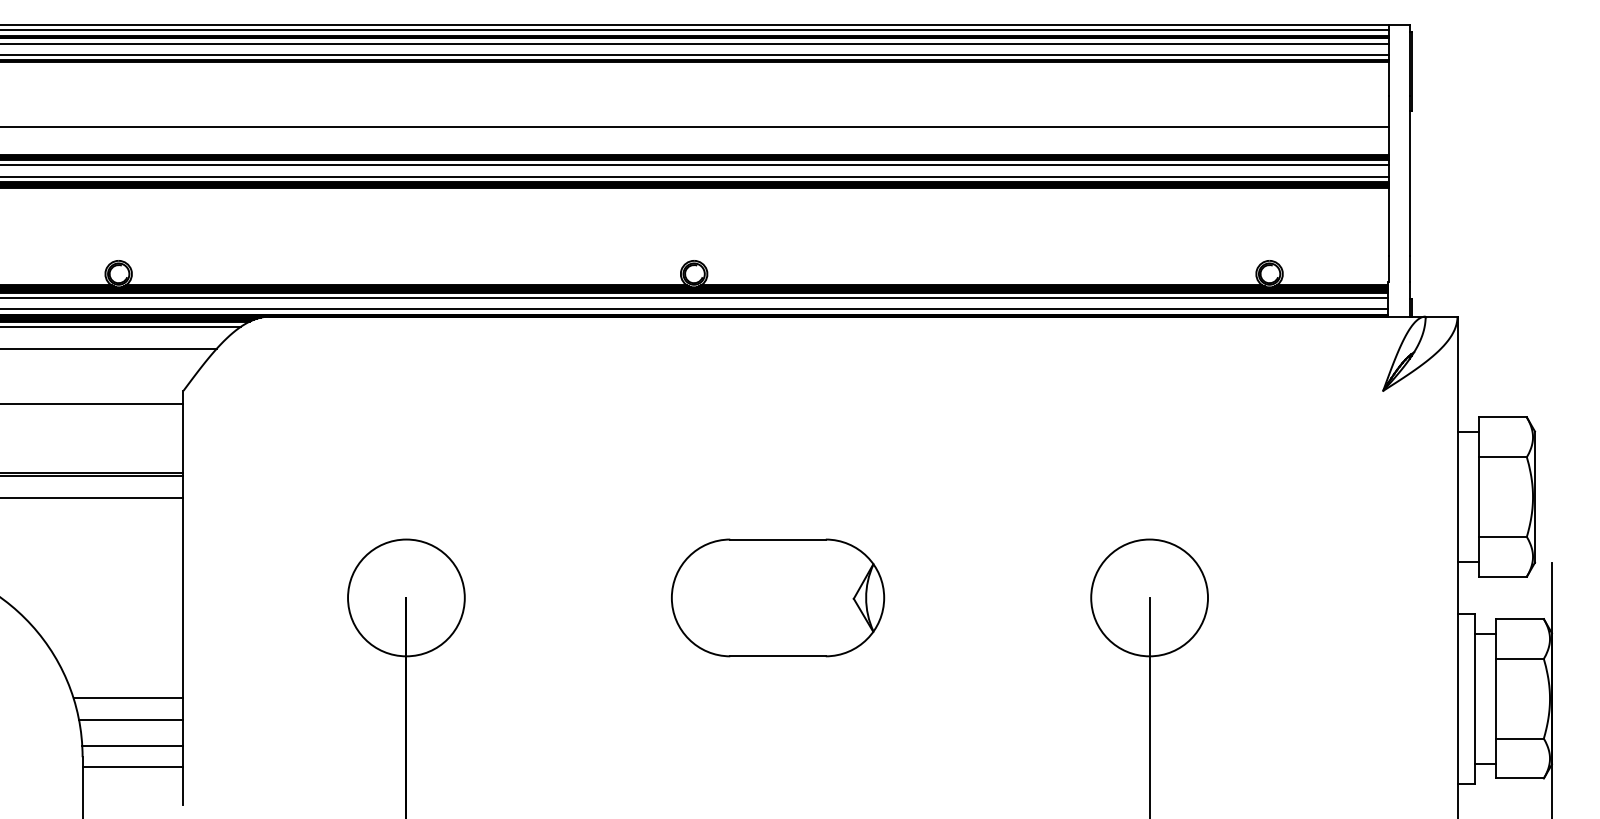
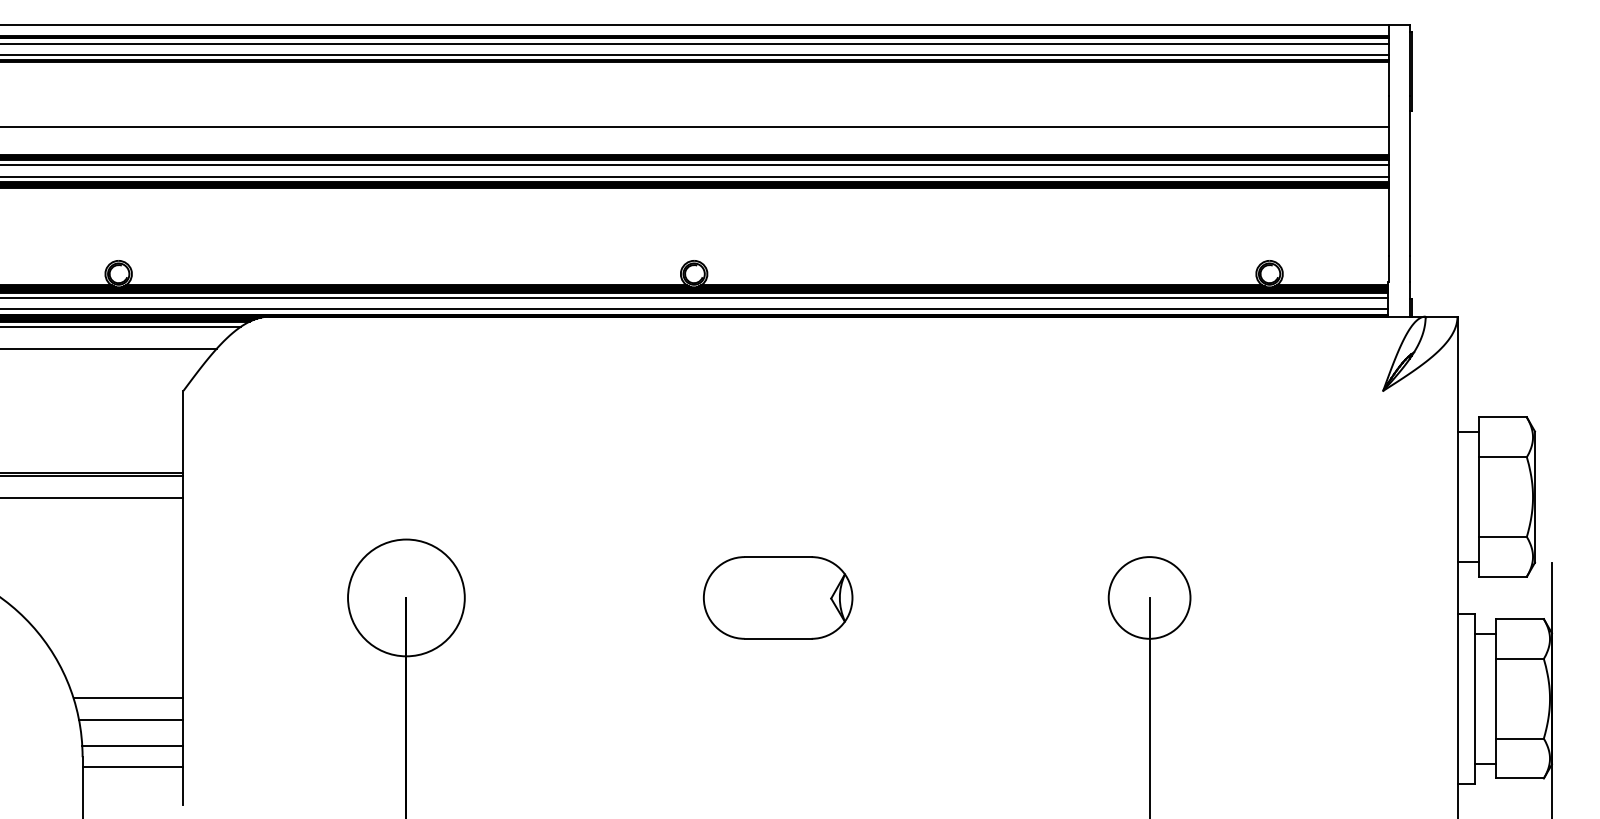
line: present -> none (695, 29)
line: present -> none (92, 404)
part size: 215x120 px -> 151x84 px (778, 597)
circle diameter: 117 px -> 82 px (1149, 597)
